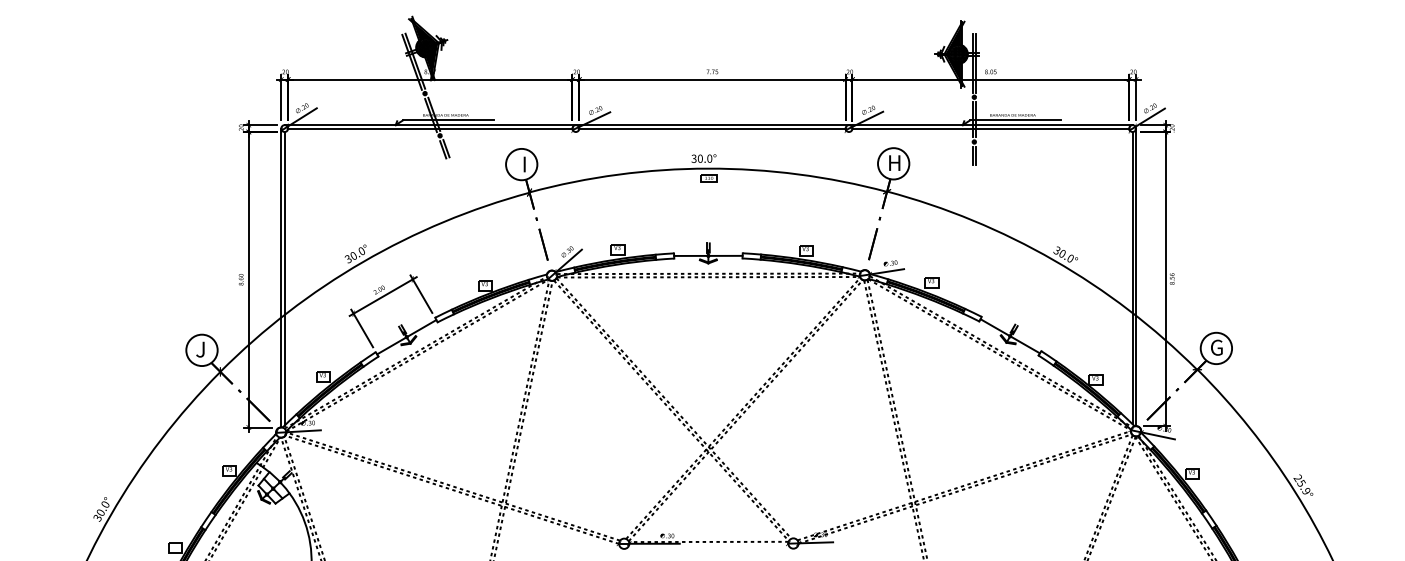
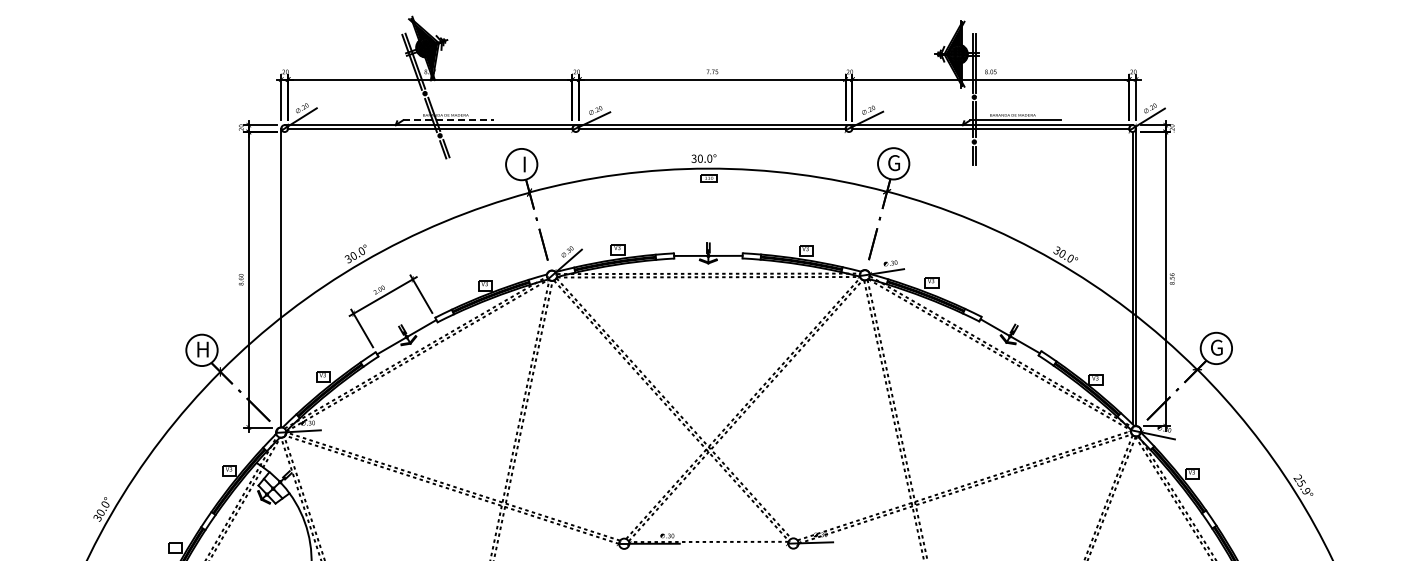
line: solid -> dashed (448, 120)
text: H -> G (894, 163)
line: present -> none (284, 278)
text: J -> H (202, 349)
